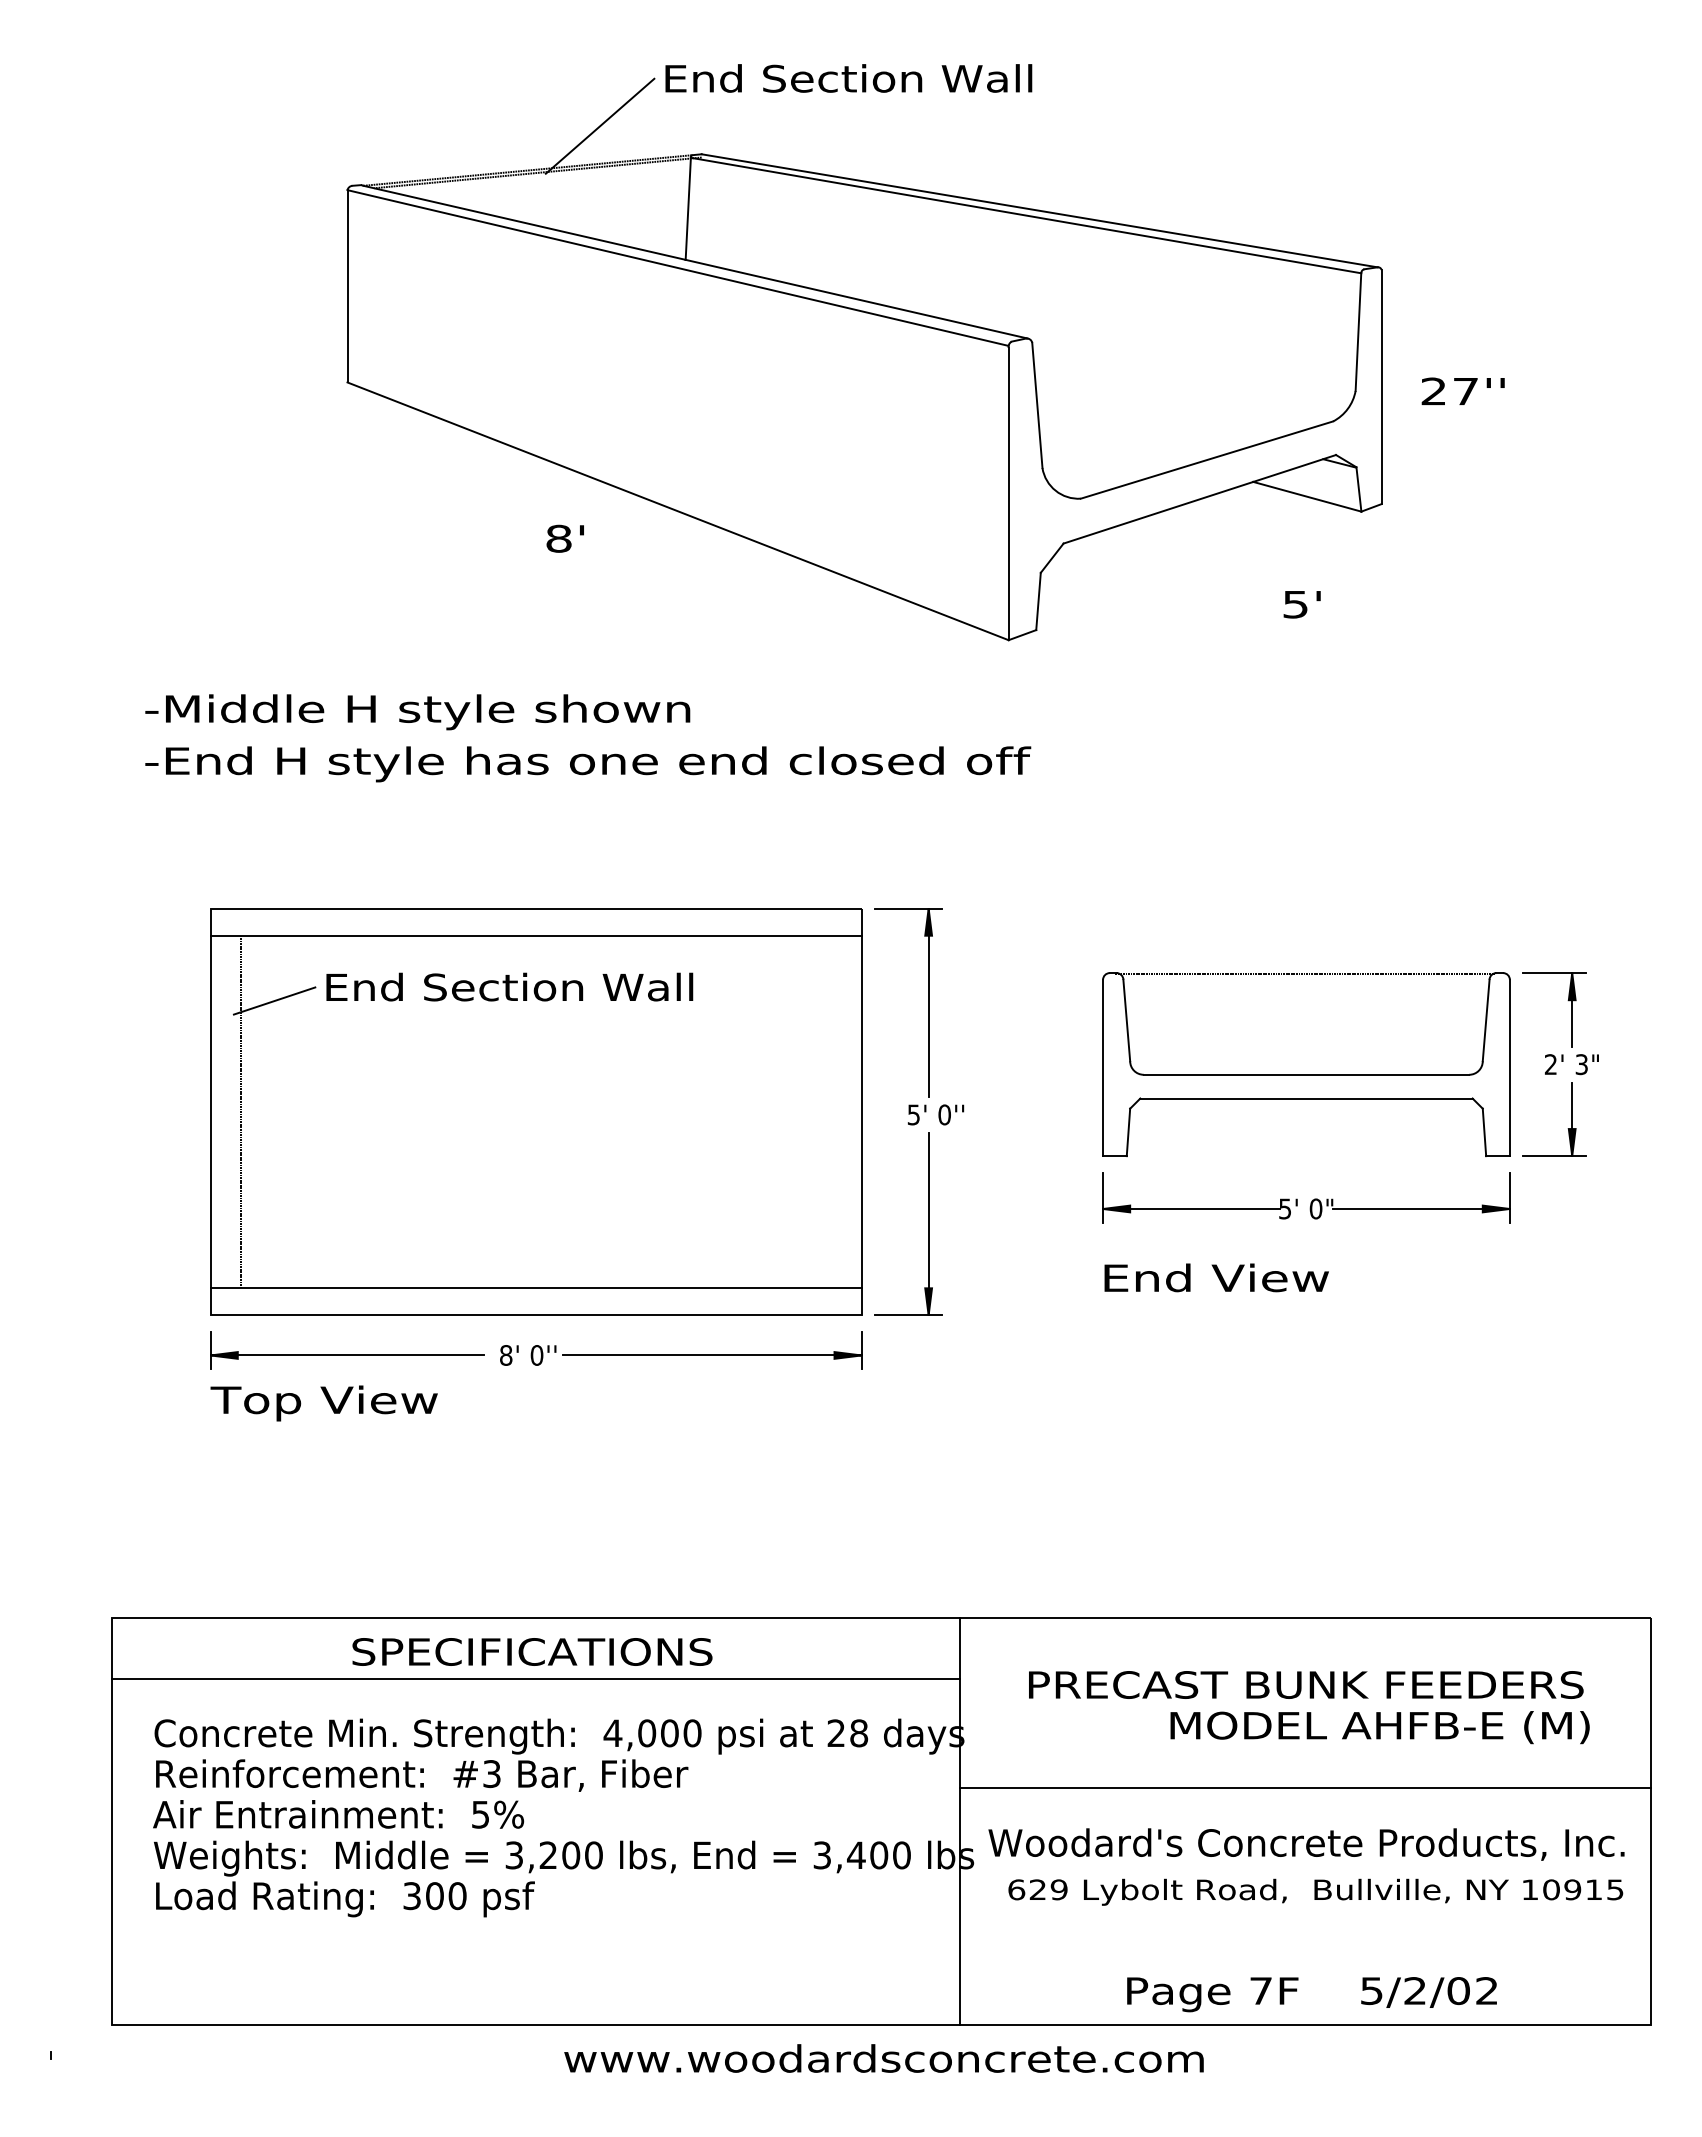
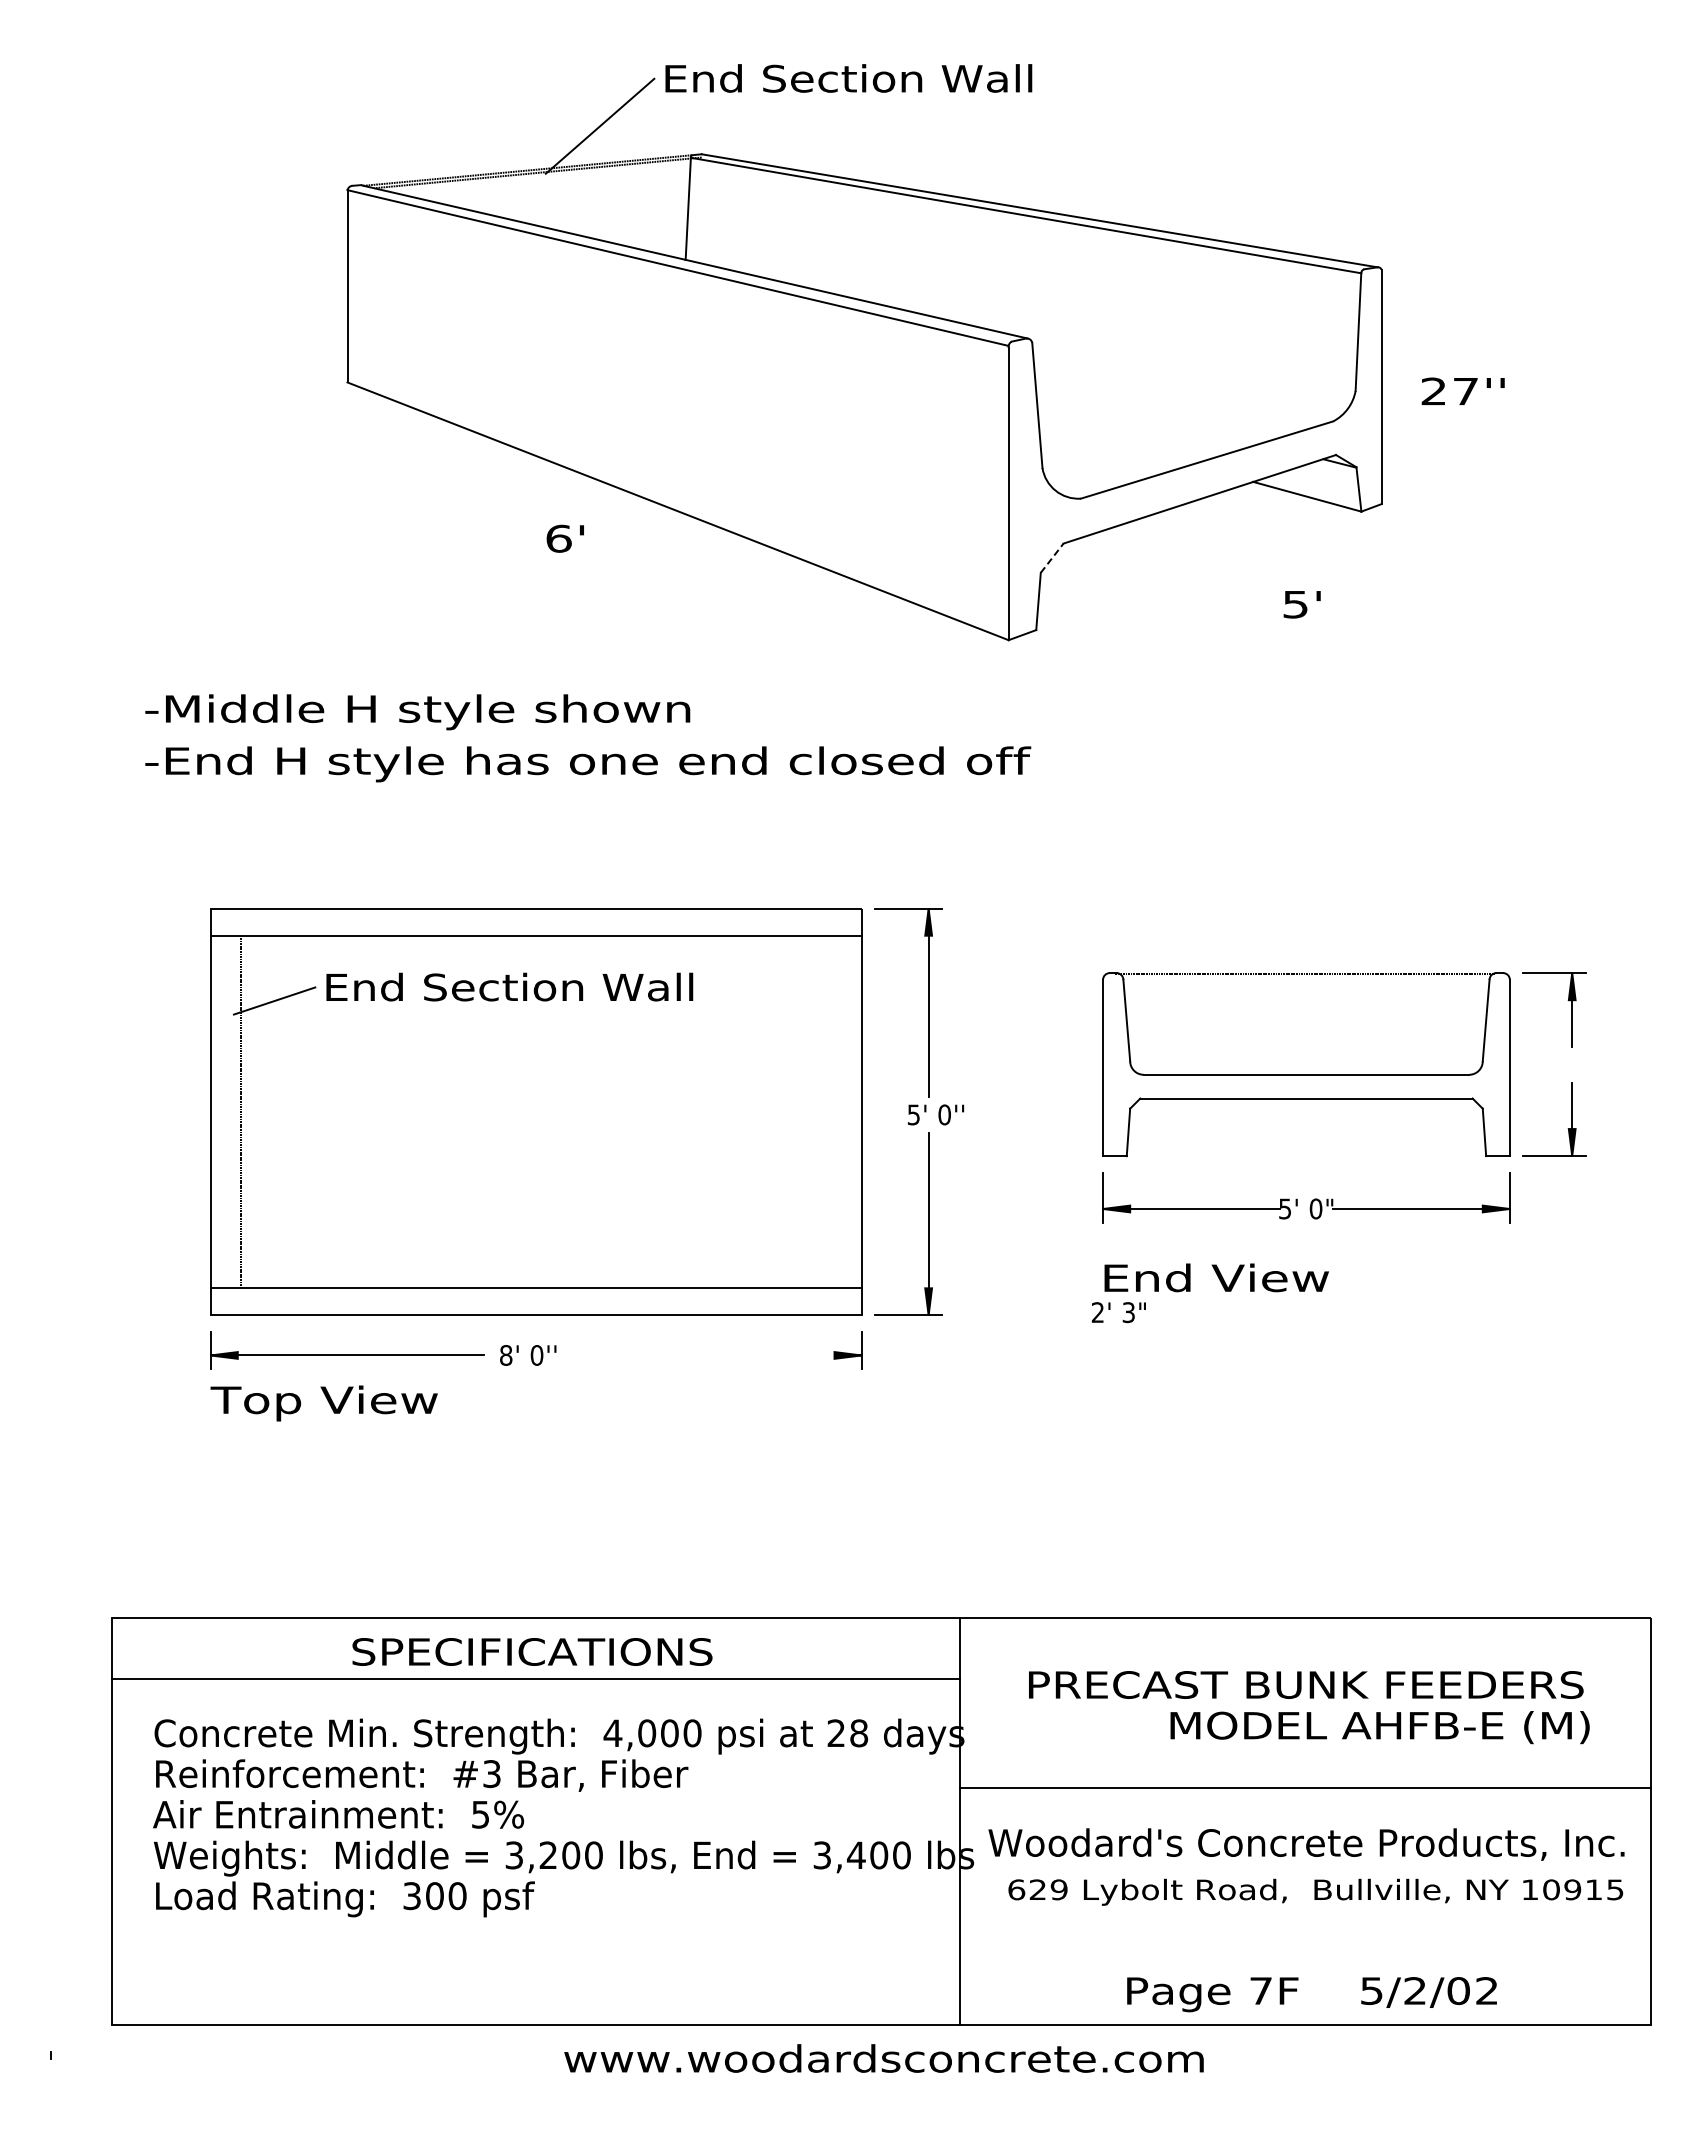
text: 8' -> 6' (558, 538)
line: solid -> dashed (1052, 558)
text position: (1571, 1064) -> (1118, 1312) (1118, 1312)
line: present -> none (712, 1355)
